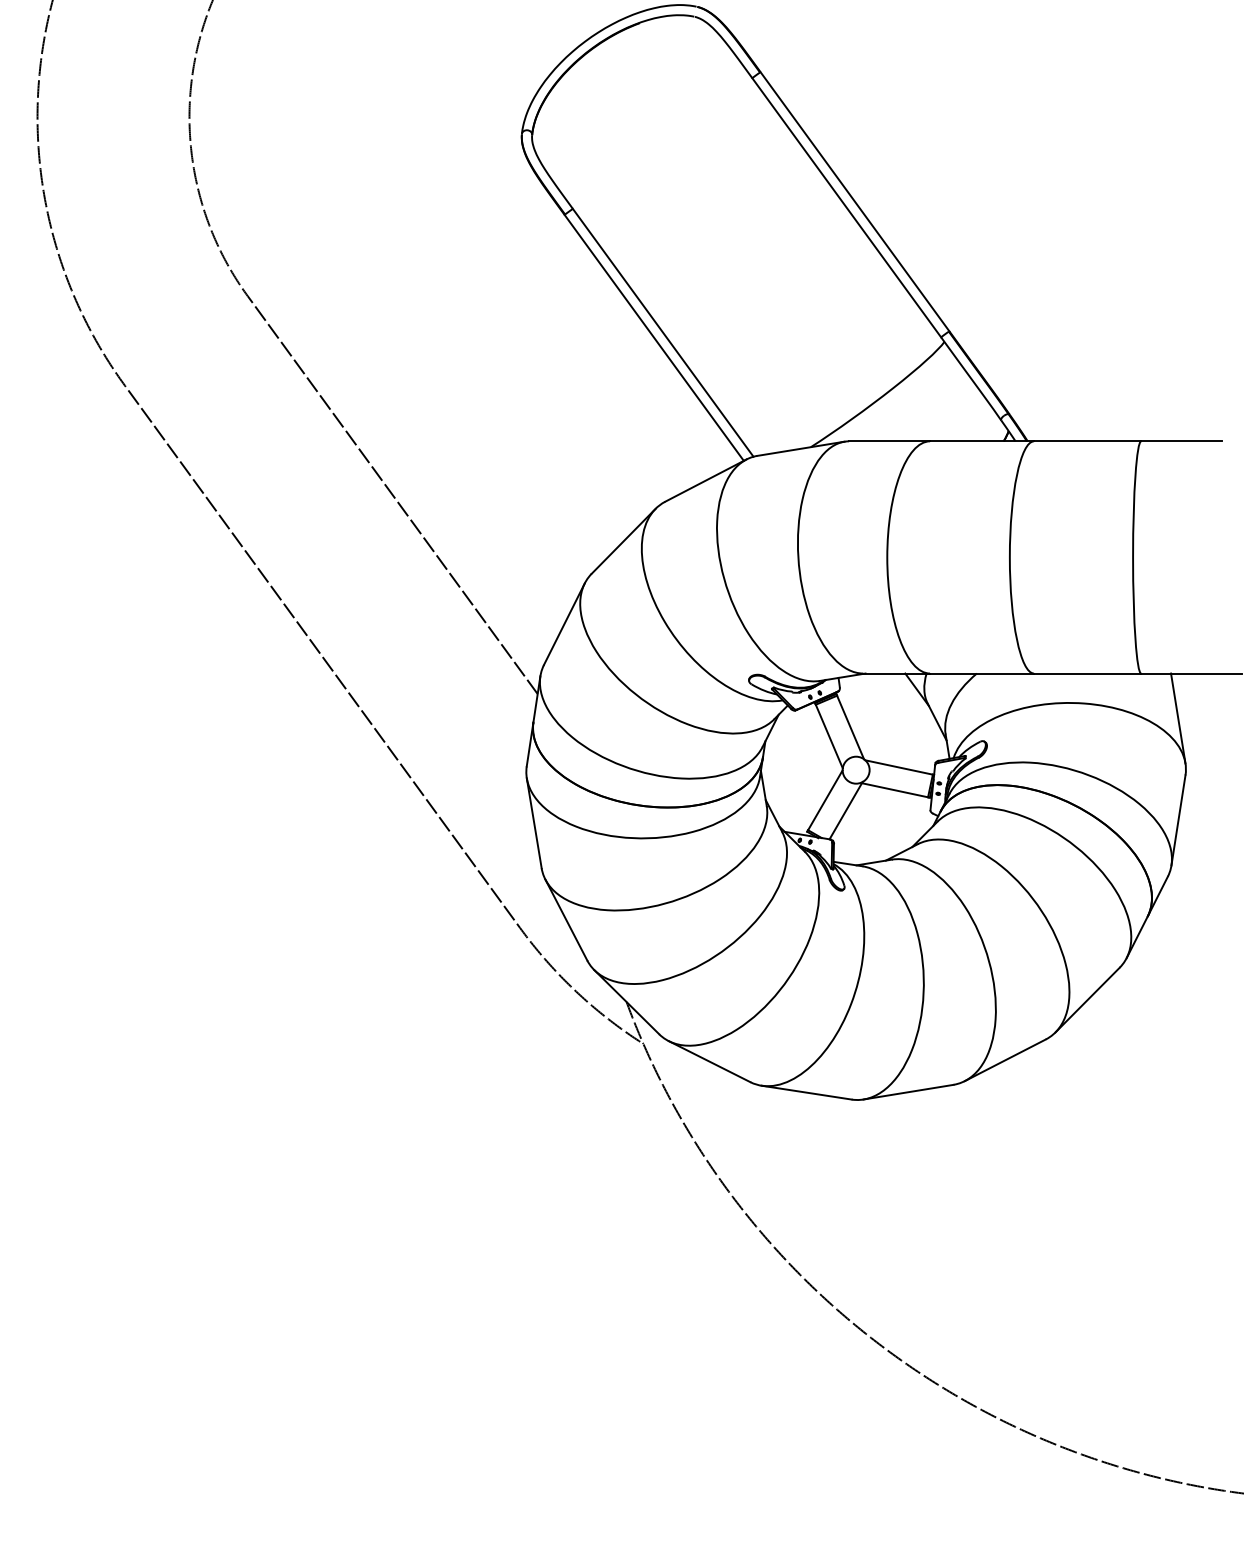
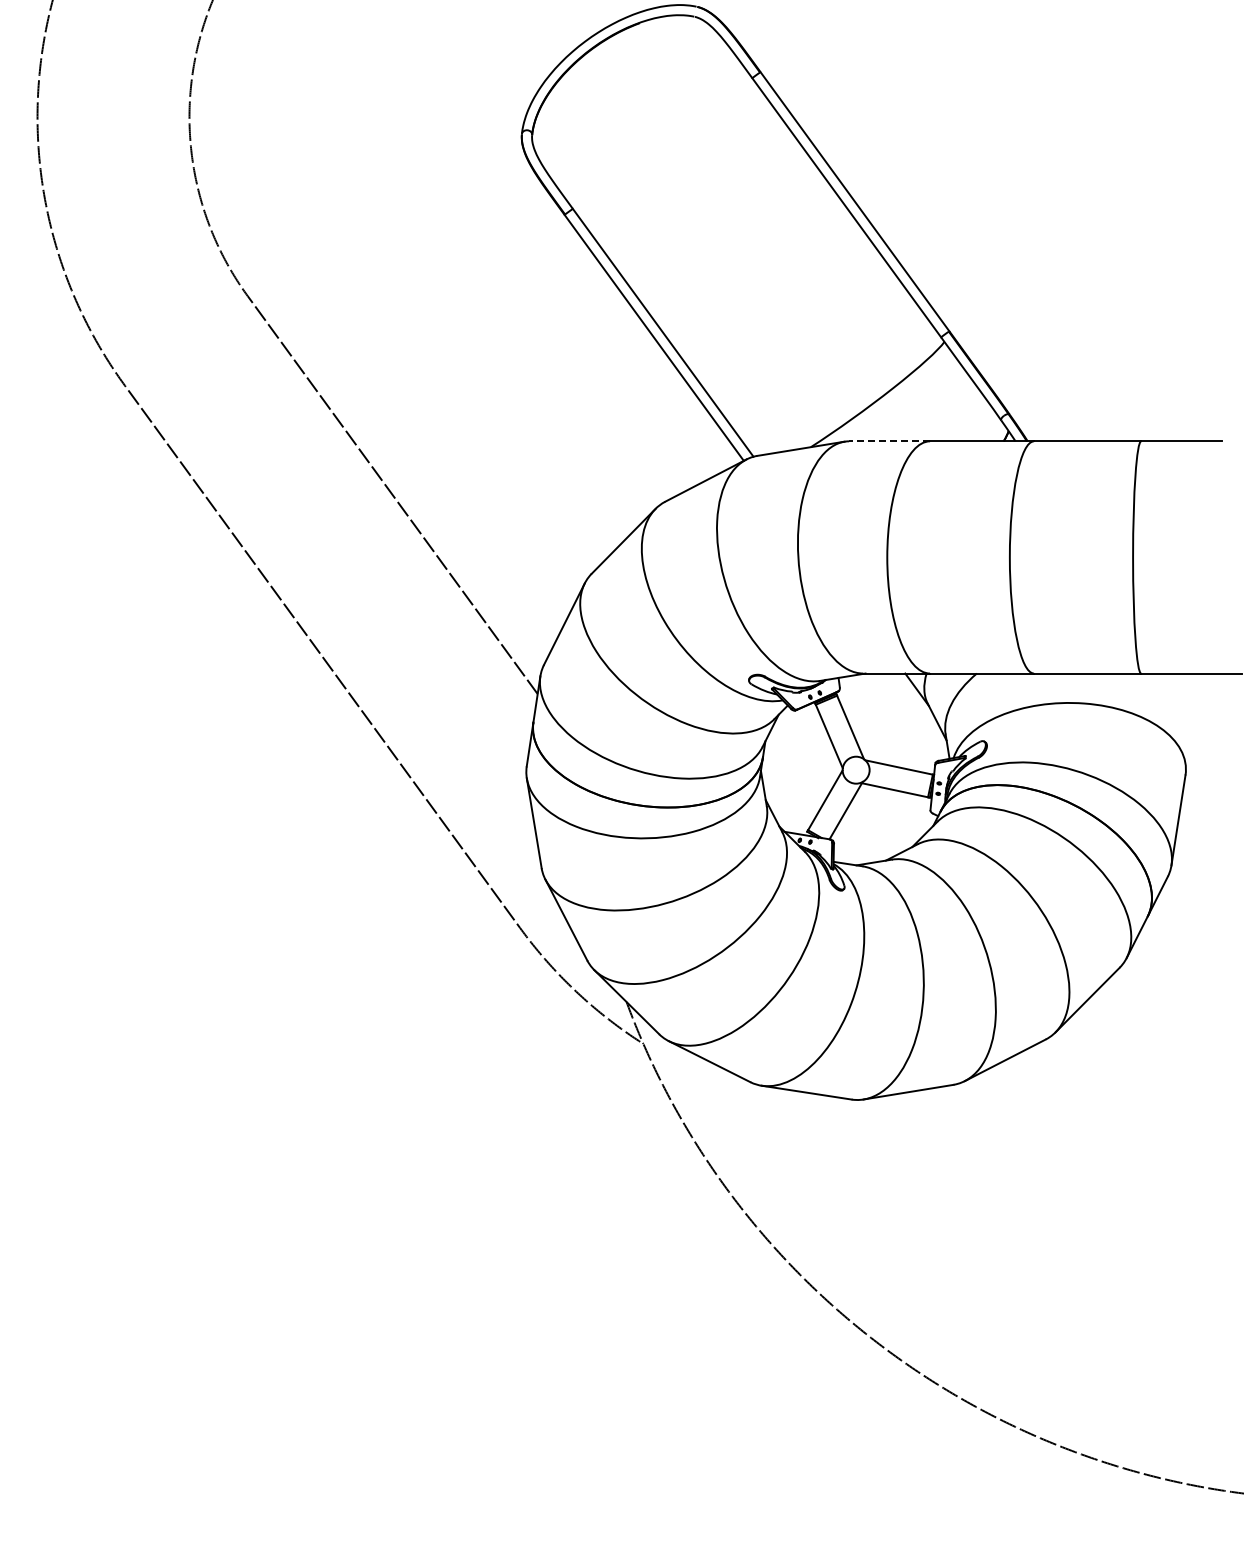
line: solid -> dashed (889, 441)
line: present -> none (1178, 718)
